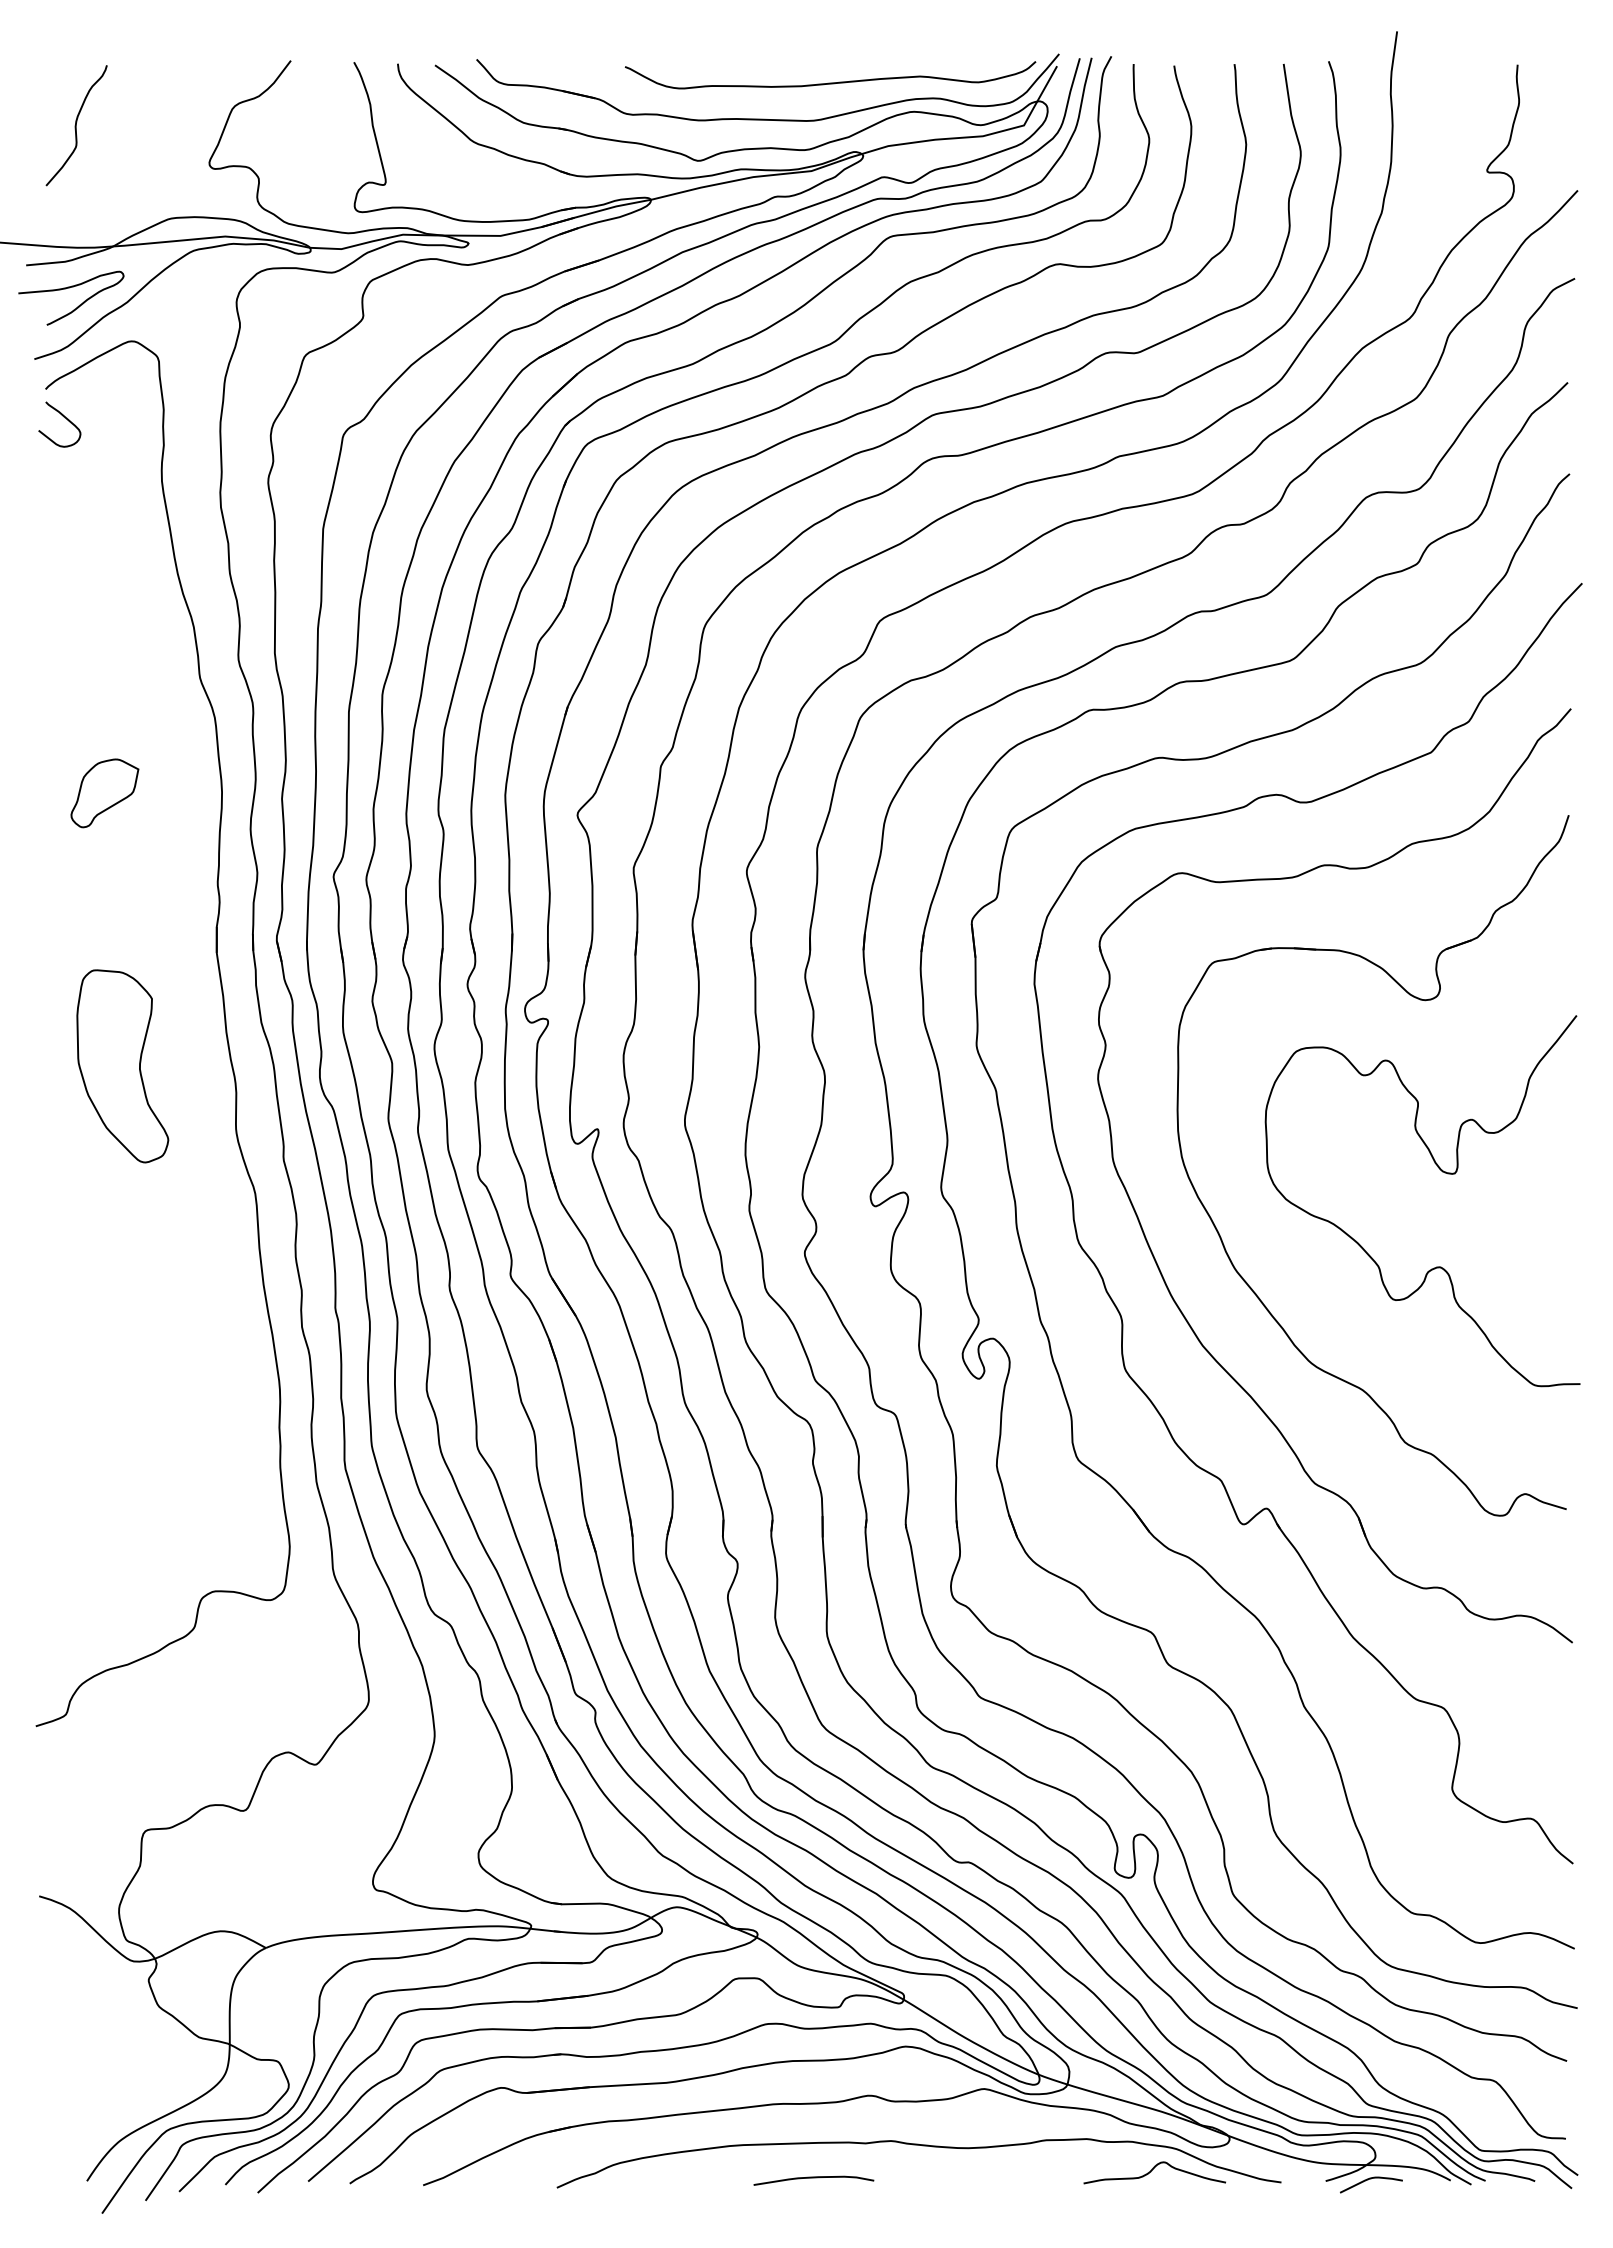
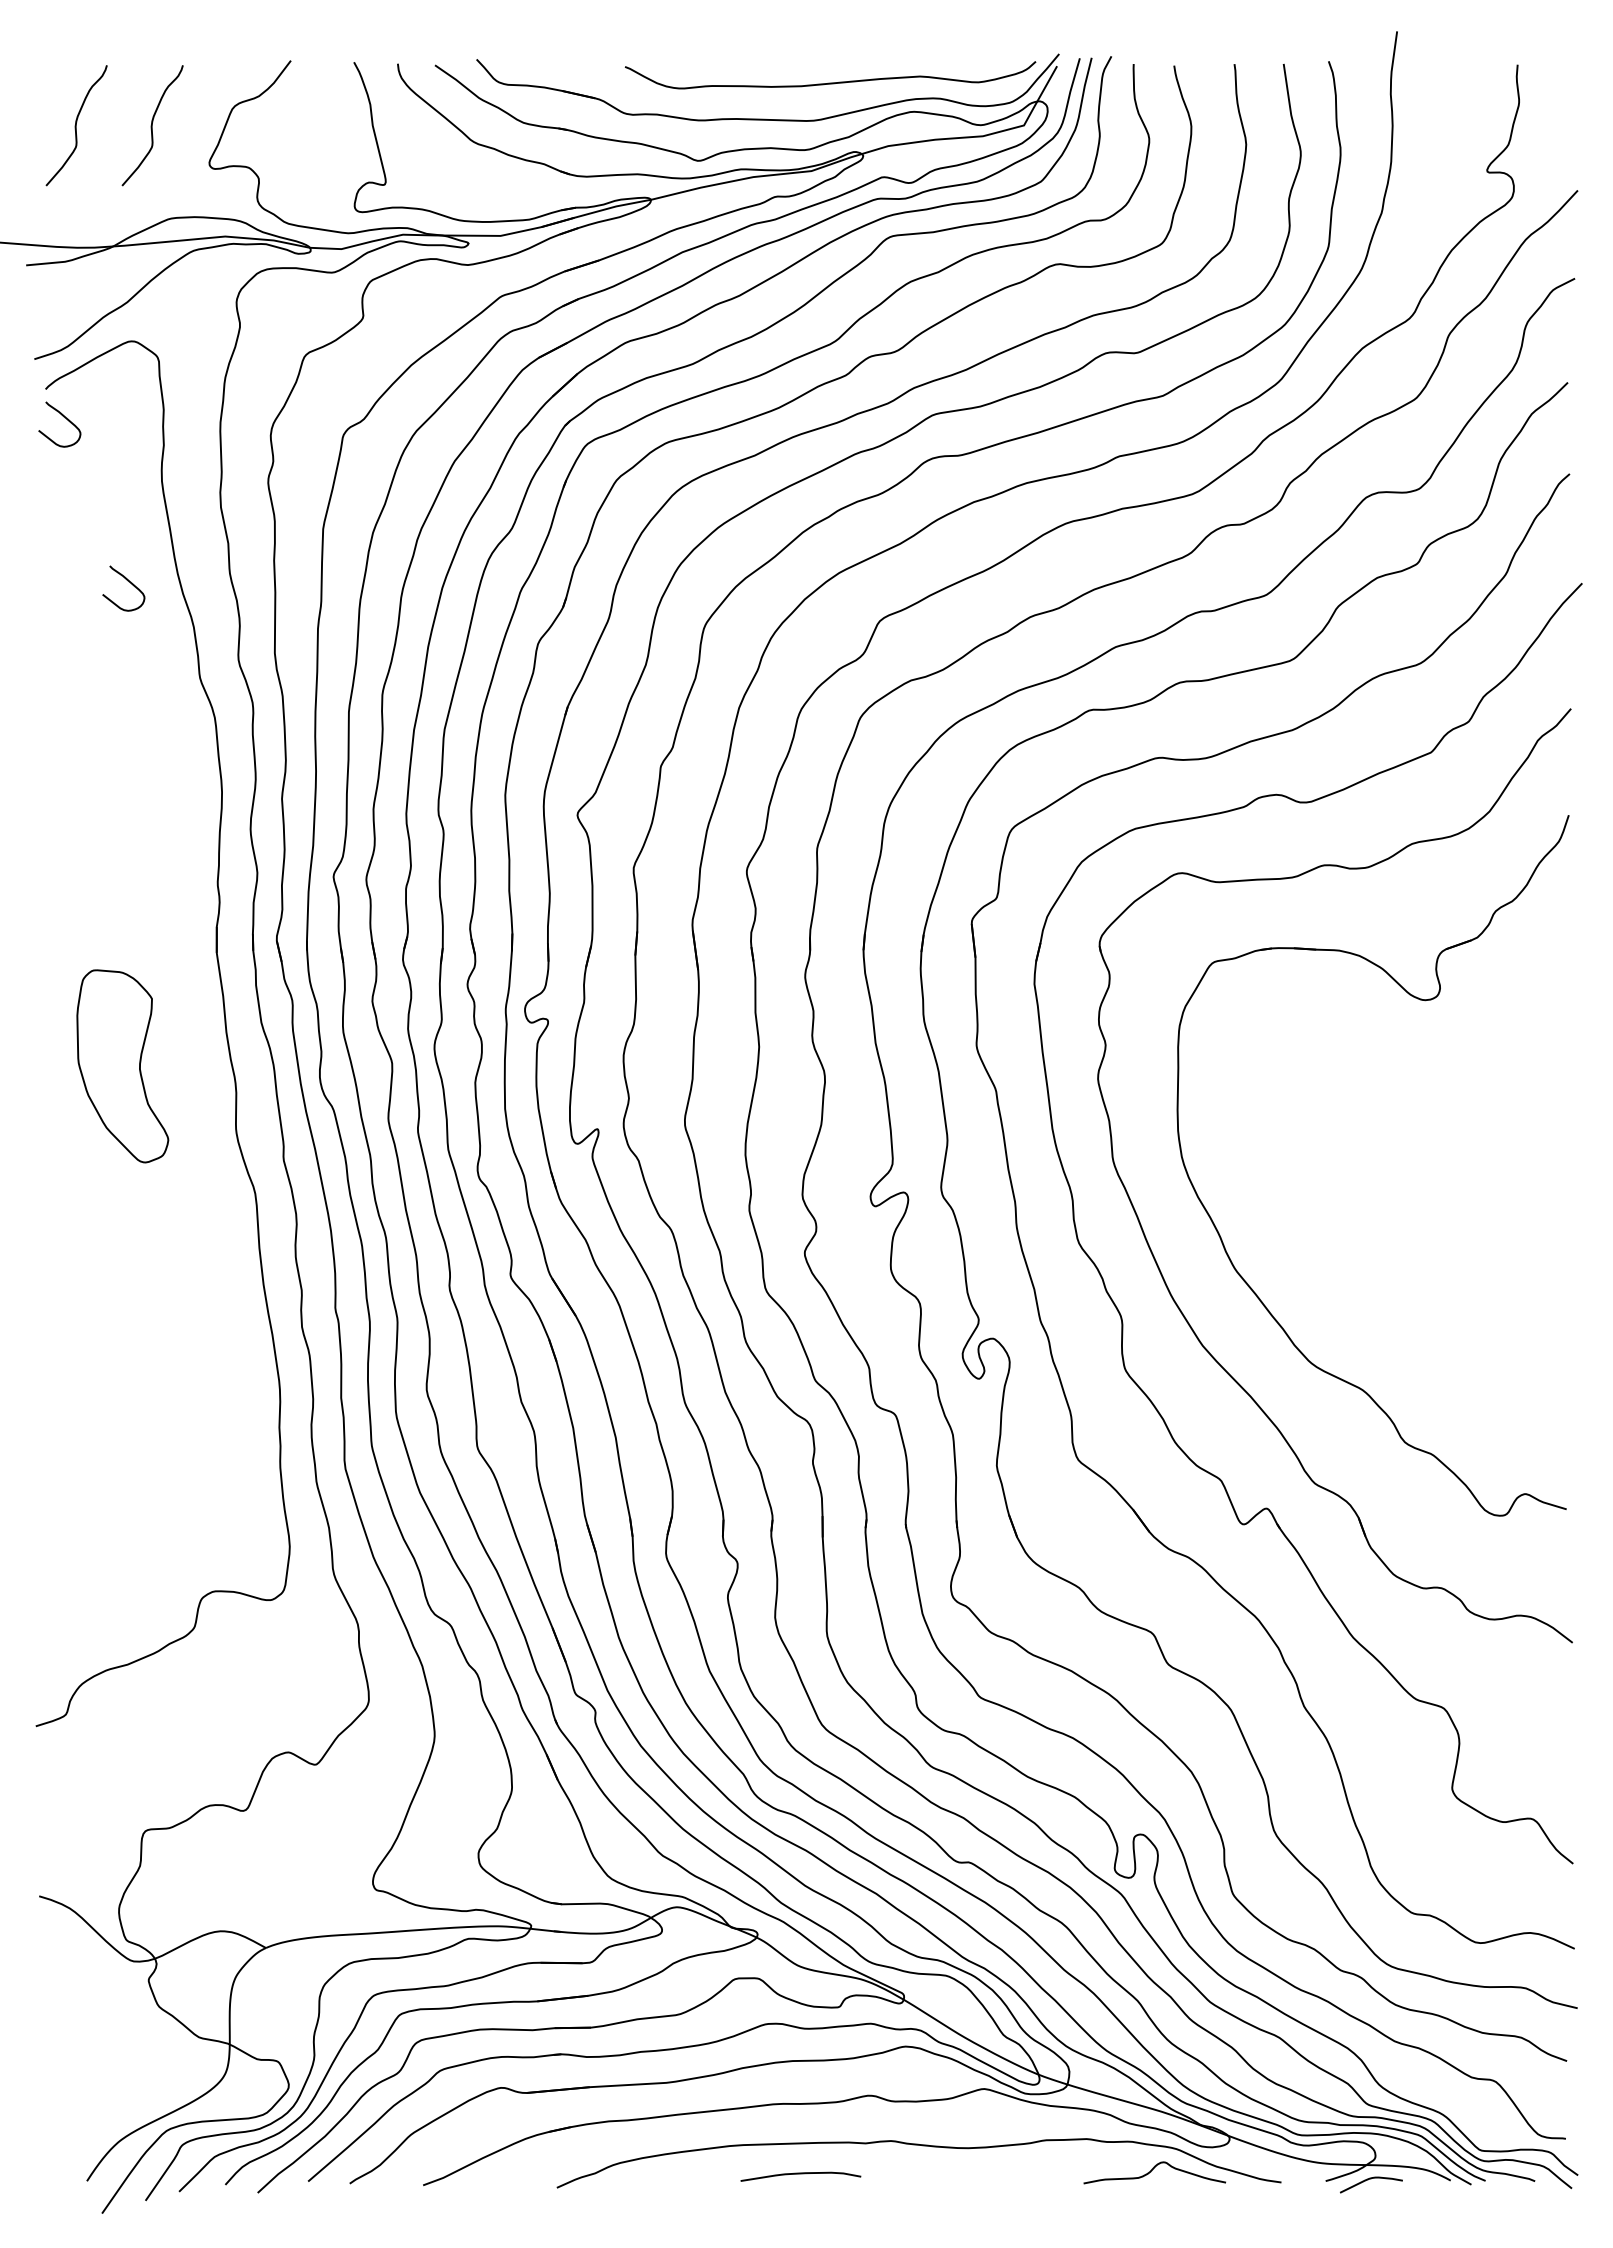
curve: none -> present (152, 125)
curve: present -> none (69, 288)
curve: none -> present (127, 581)
part: present -> none (104, 793)
curve: present -> none (1442, 1172)
curve position: (813, 2178) -> (800, 2174) (800, 2174)
